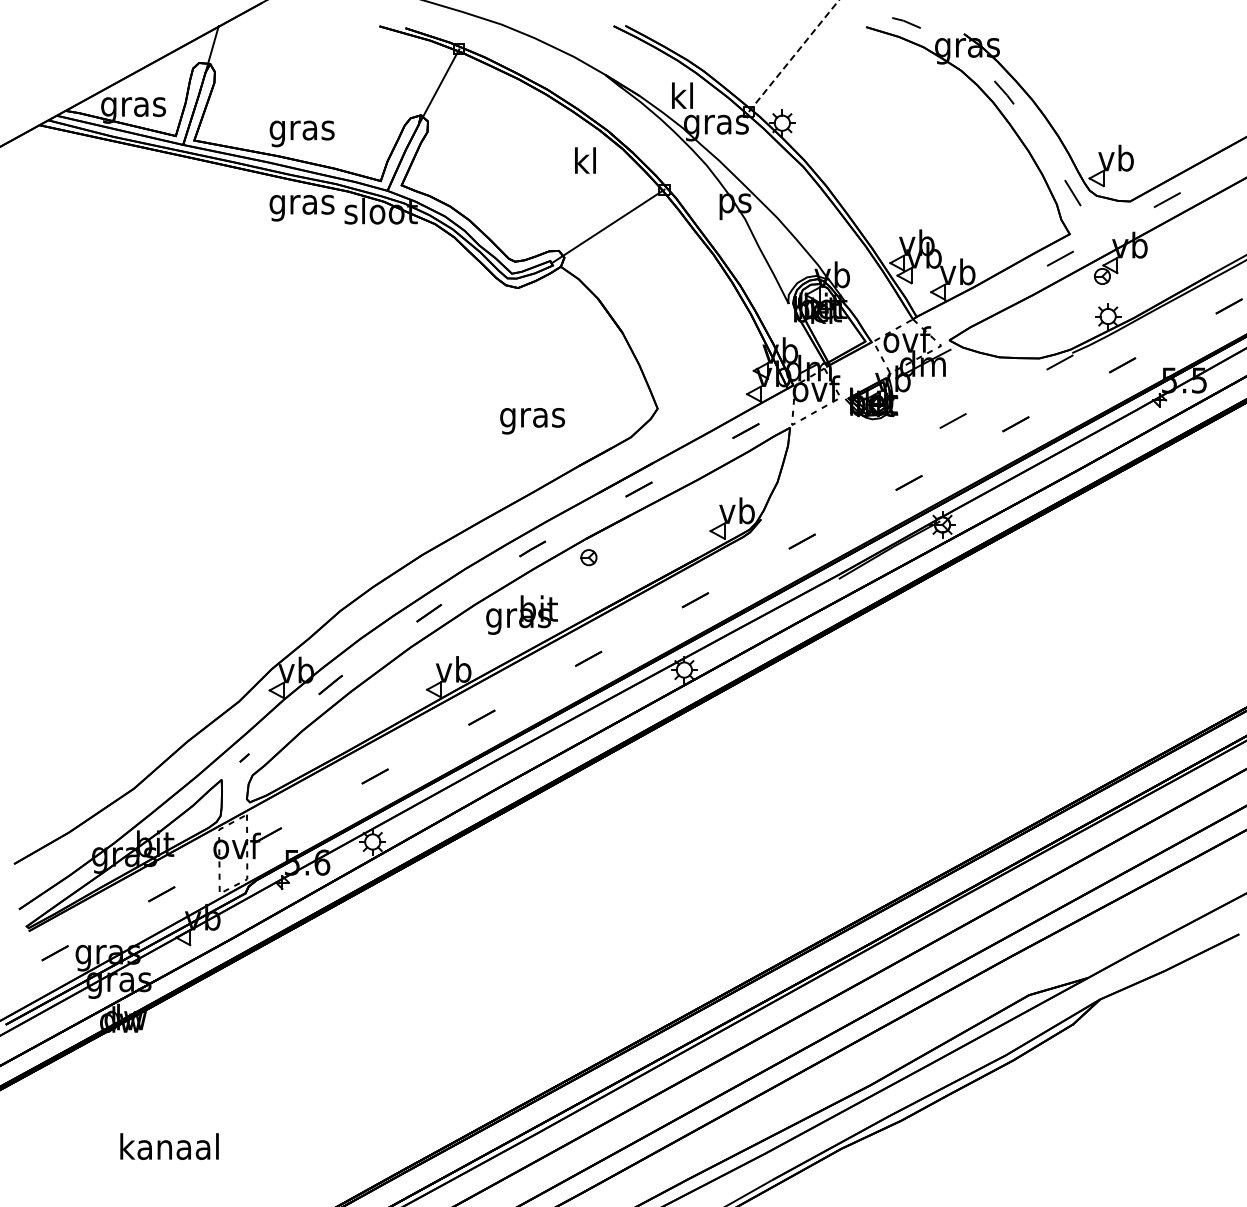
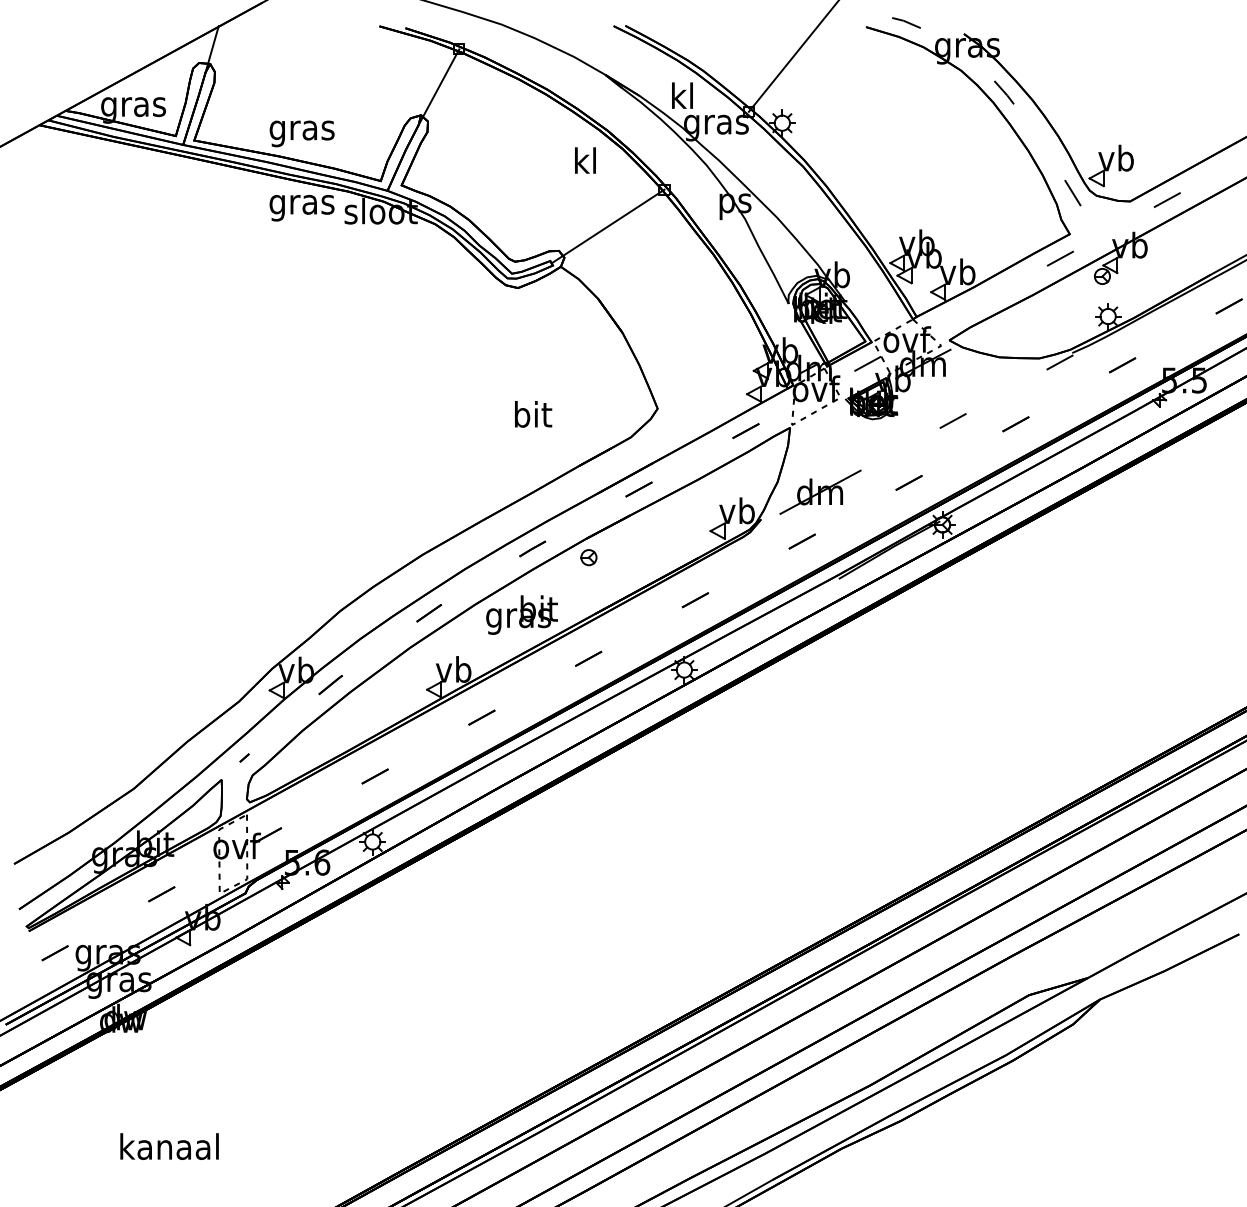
line: dashed -> solid (793, 56)
line: none -> present (866, 364)
text: gras -> bit (532, 417)
part: none -> present (820, 491)
